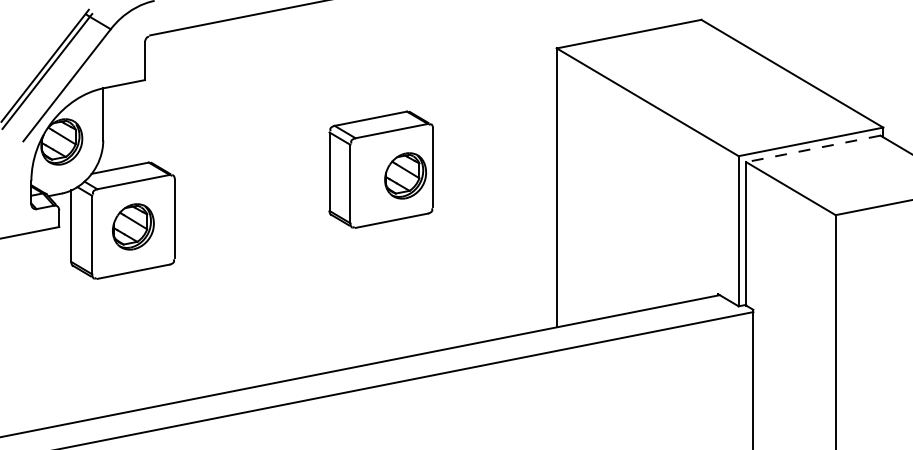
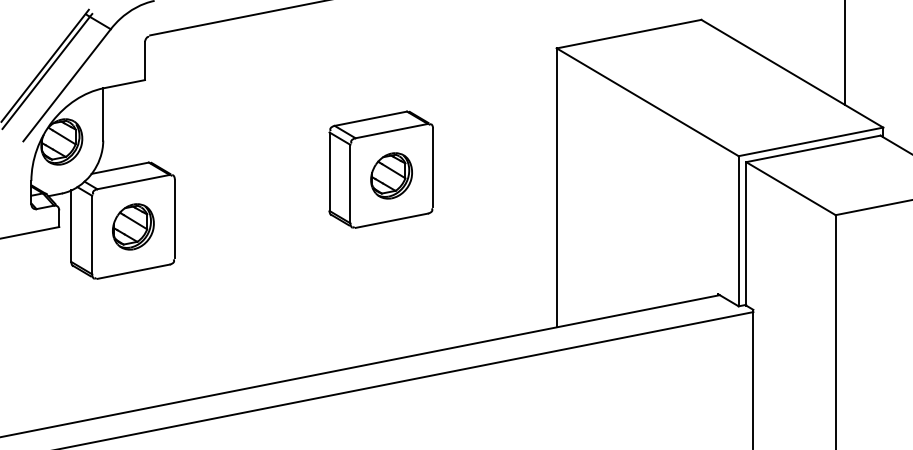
line: none -> present (844, 53)
line: dashed -> solid (812, 149)
part position: (405, 175) -> (391, 175) (391, 175)
